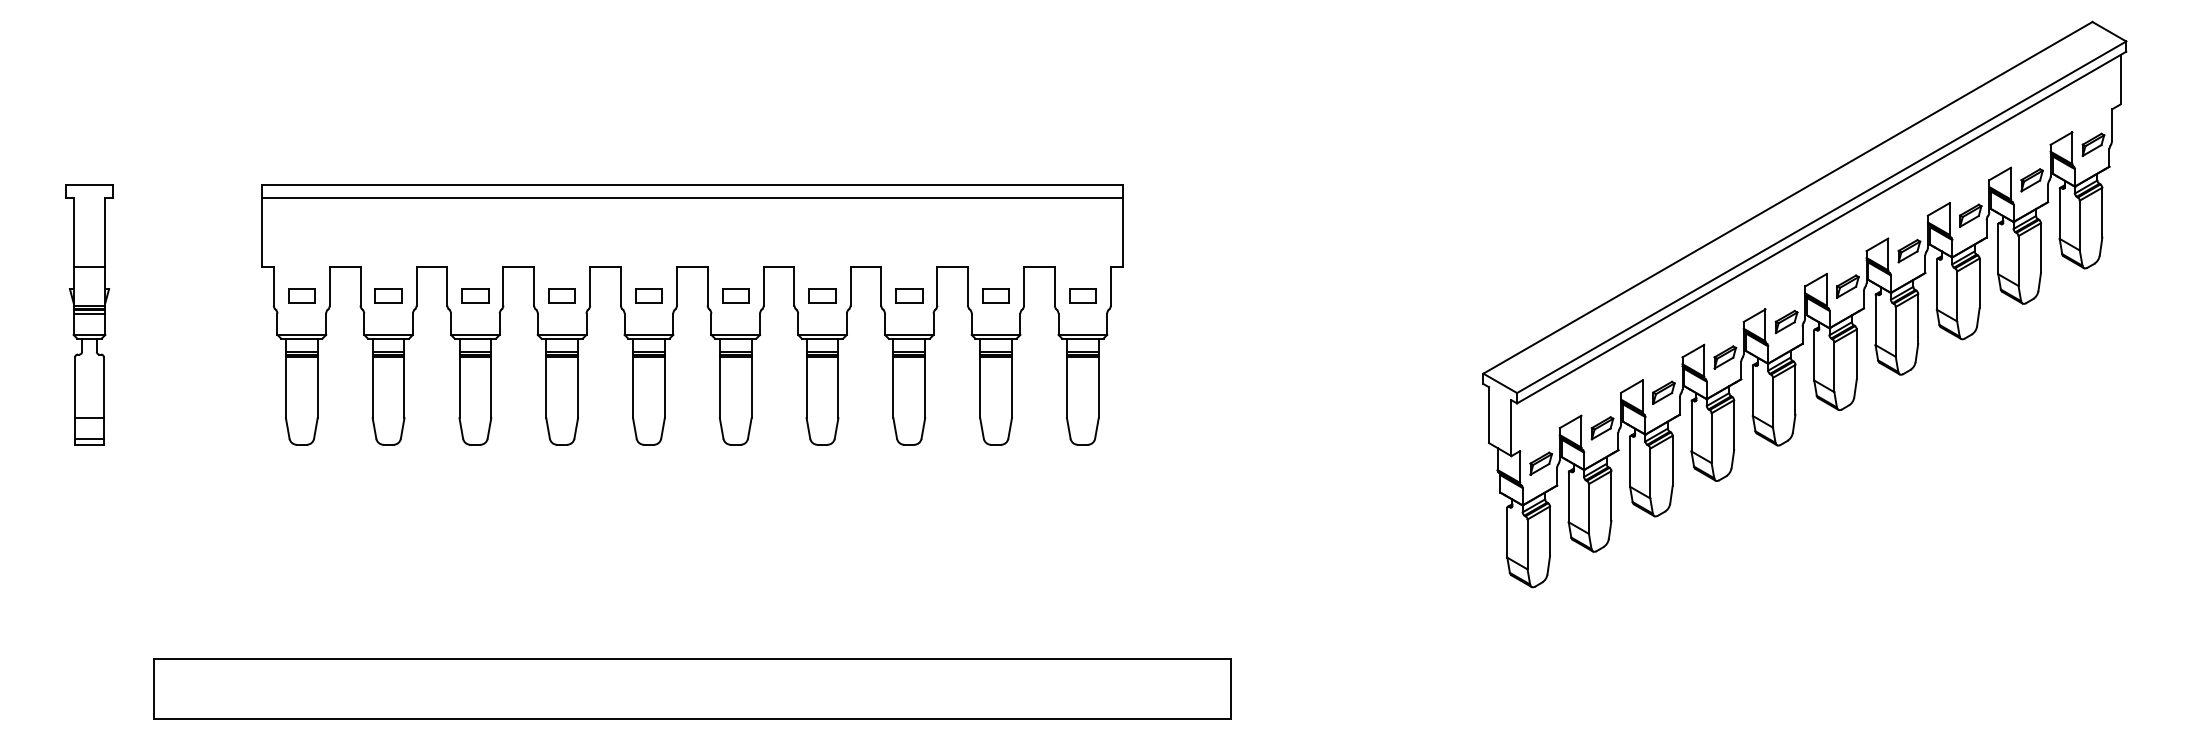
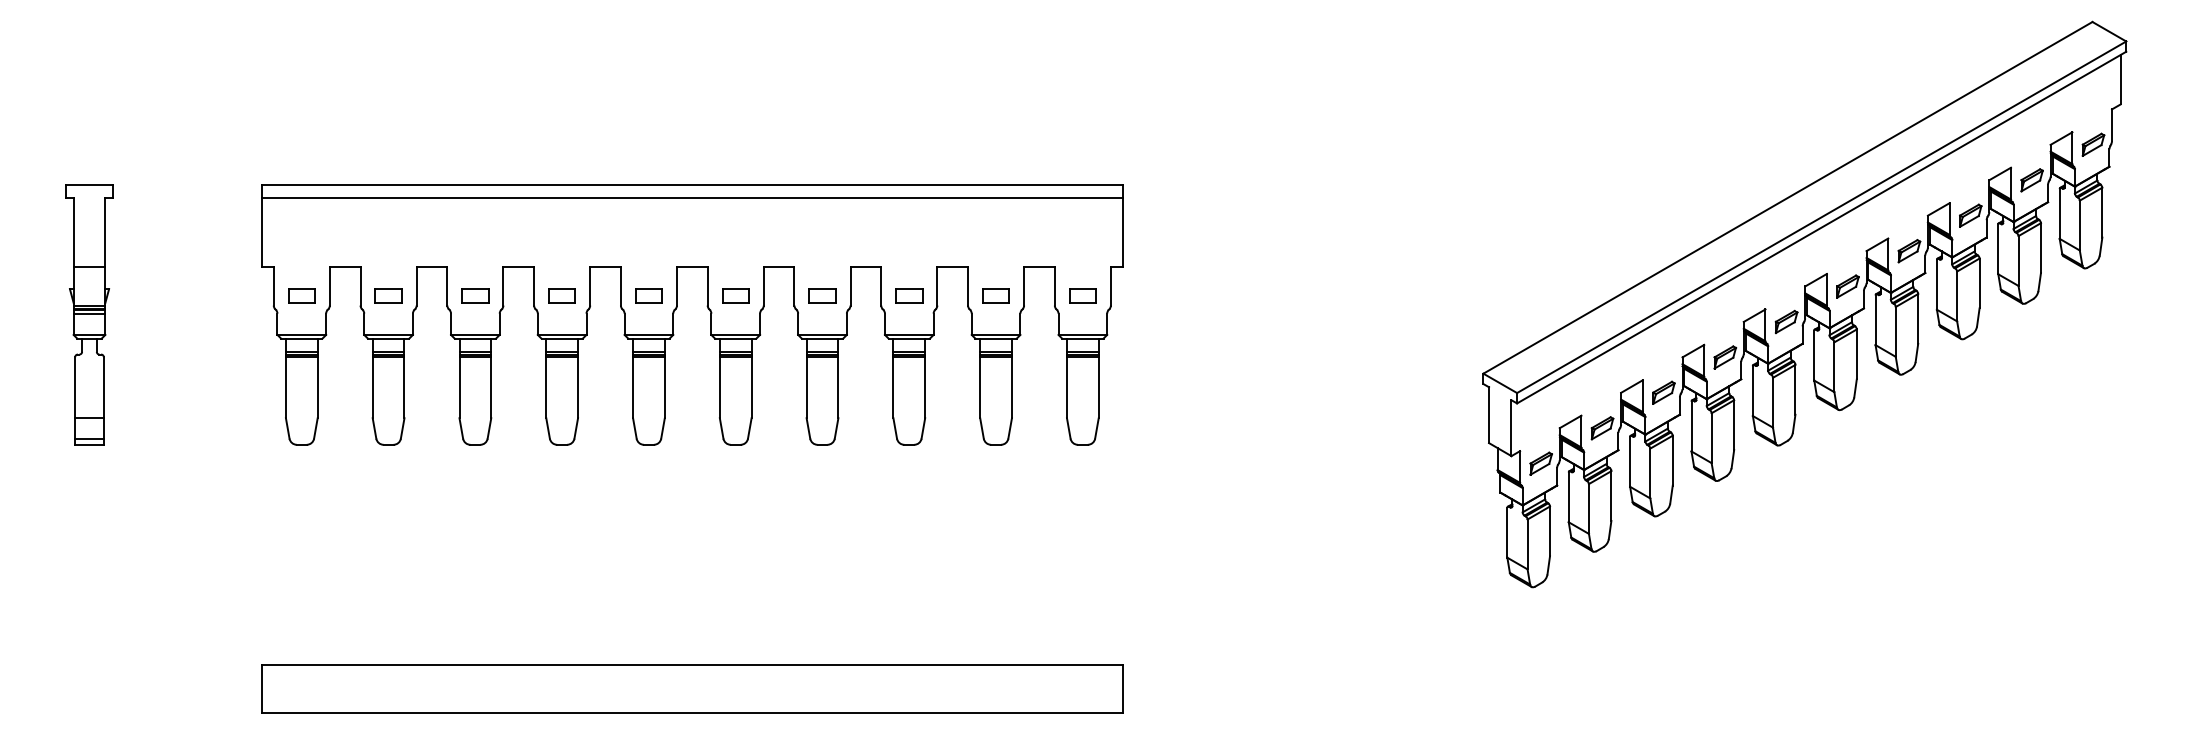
part size: 1079x62 px -> 863x50 px (692, 688)
